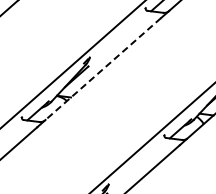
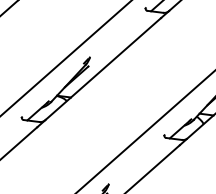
line position: (72, 64) -> (65, 58) (65, 58)
line: dashed -> solid (102, 69)
line position: (152, 137) -> (145, 131) (145, 131)
